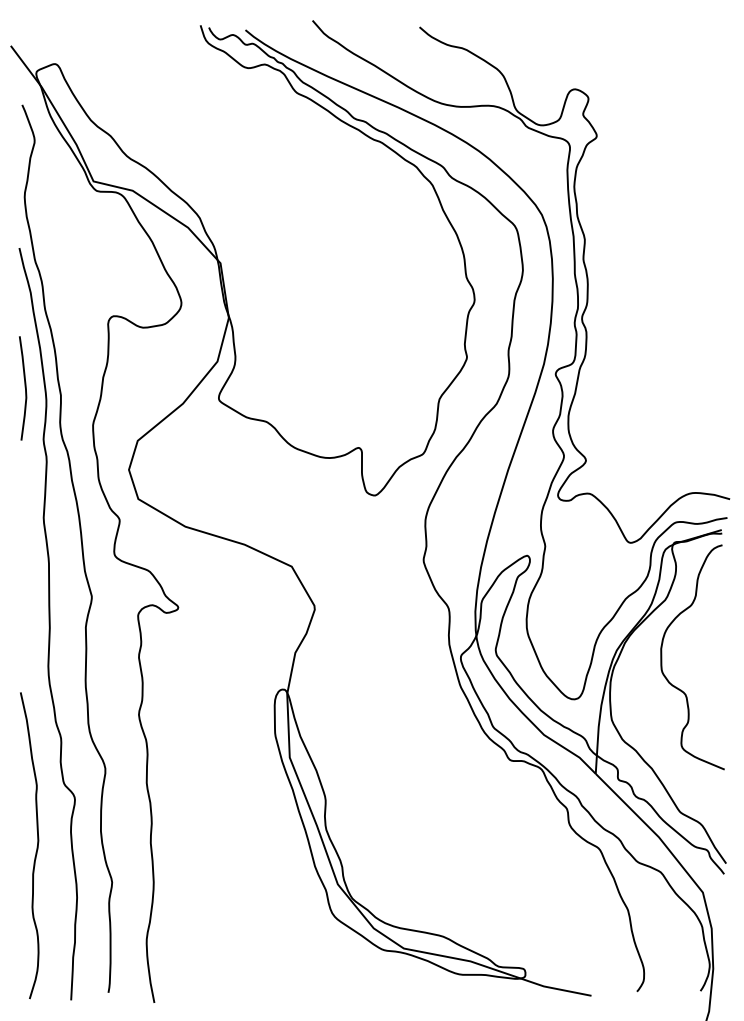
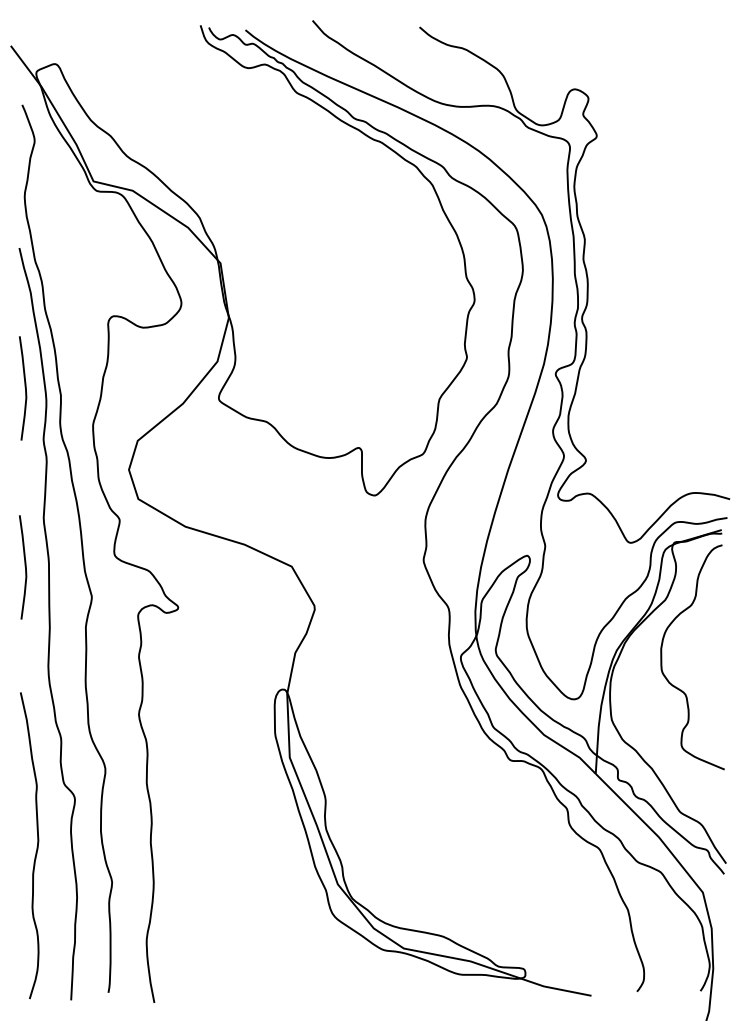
curve: none -> present (24, 566)
